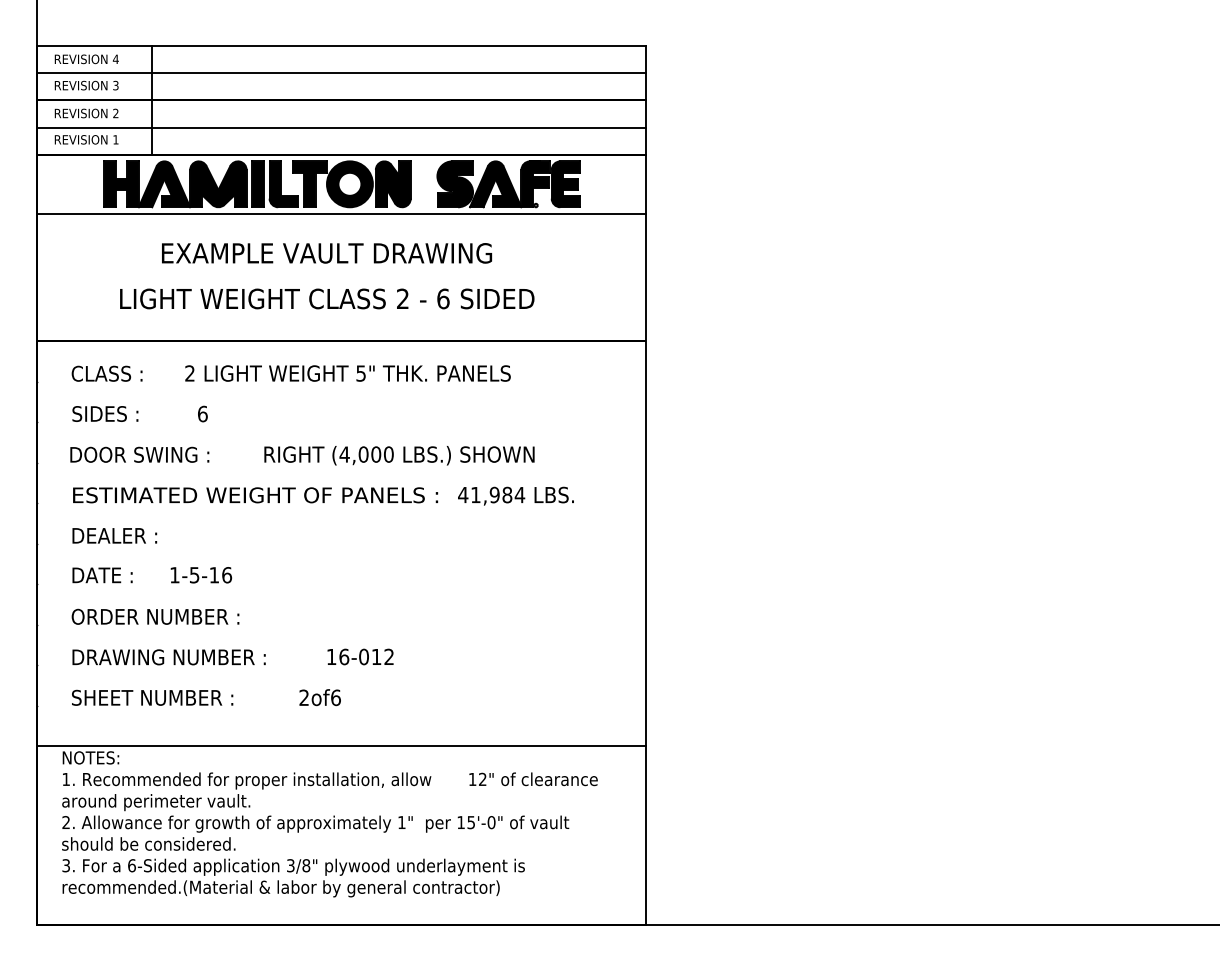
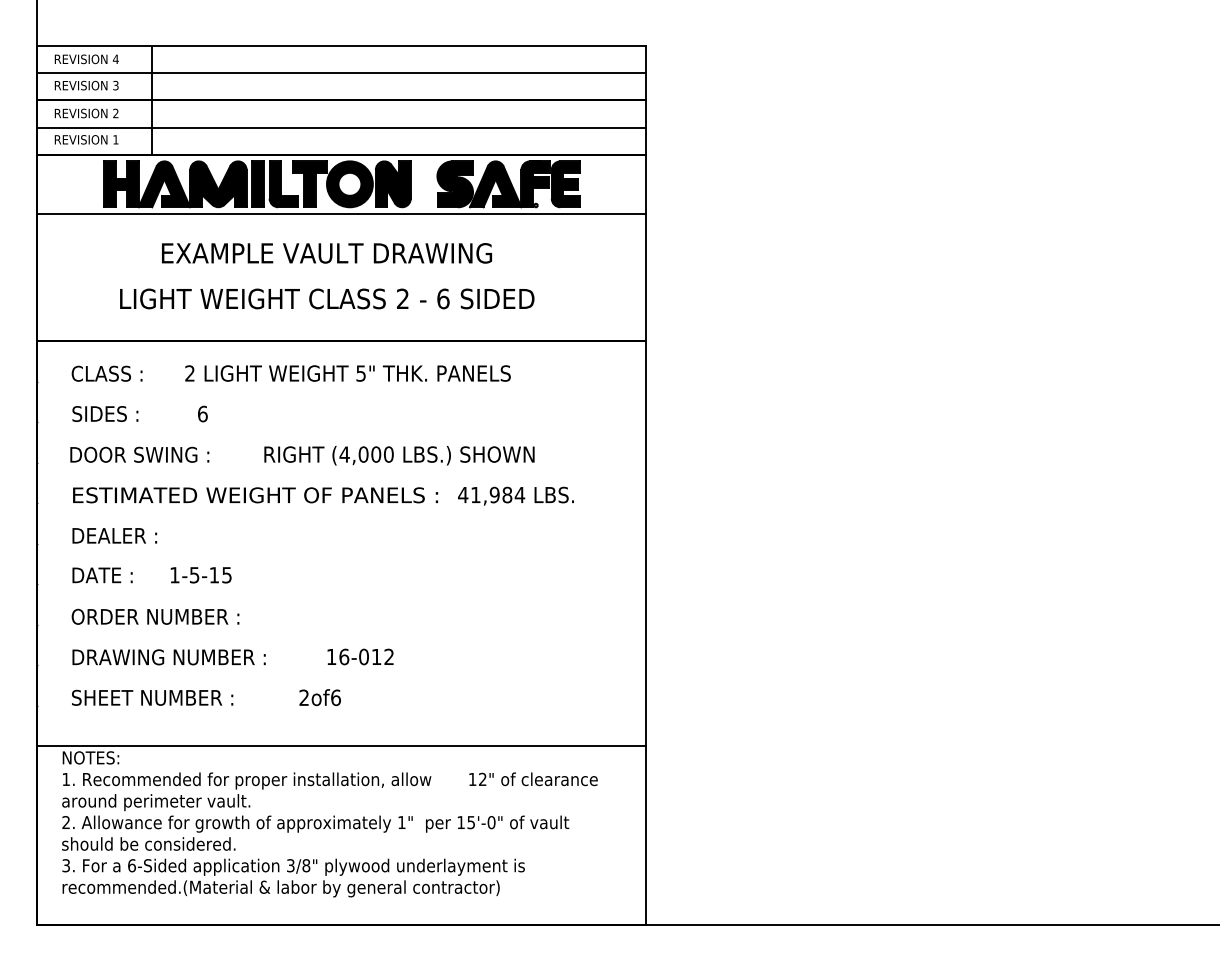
text: 1-5-16 -> 1-5-15 (227, 575)
